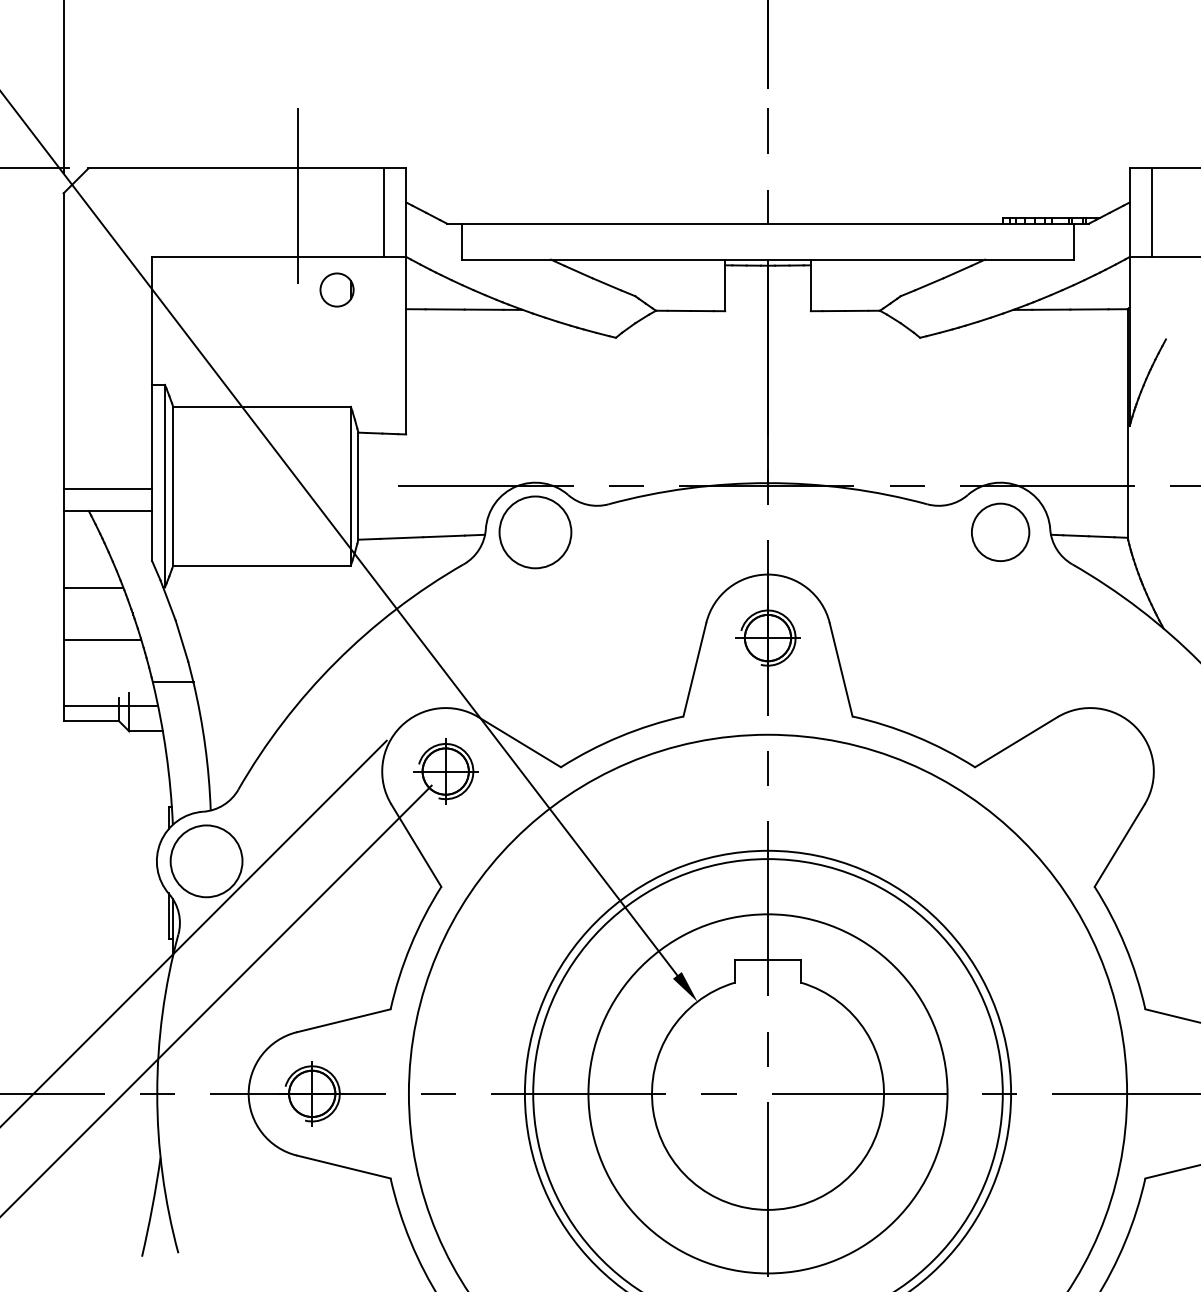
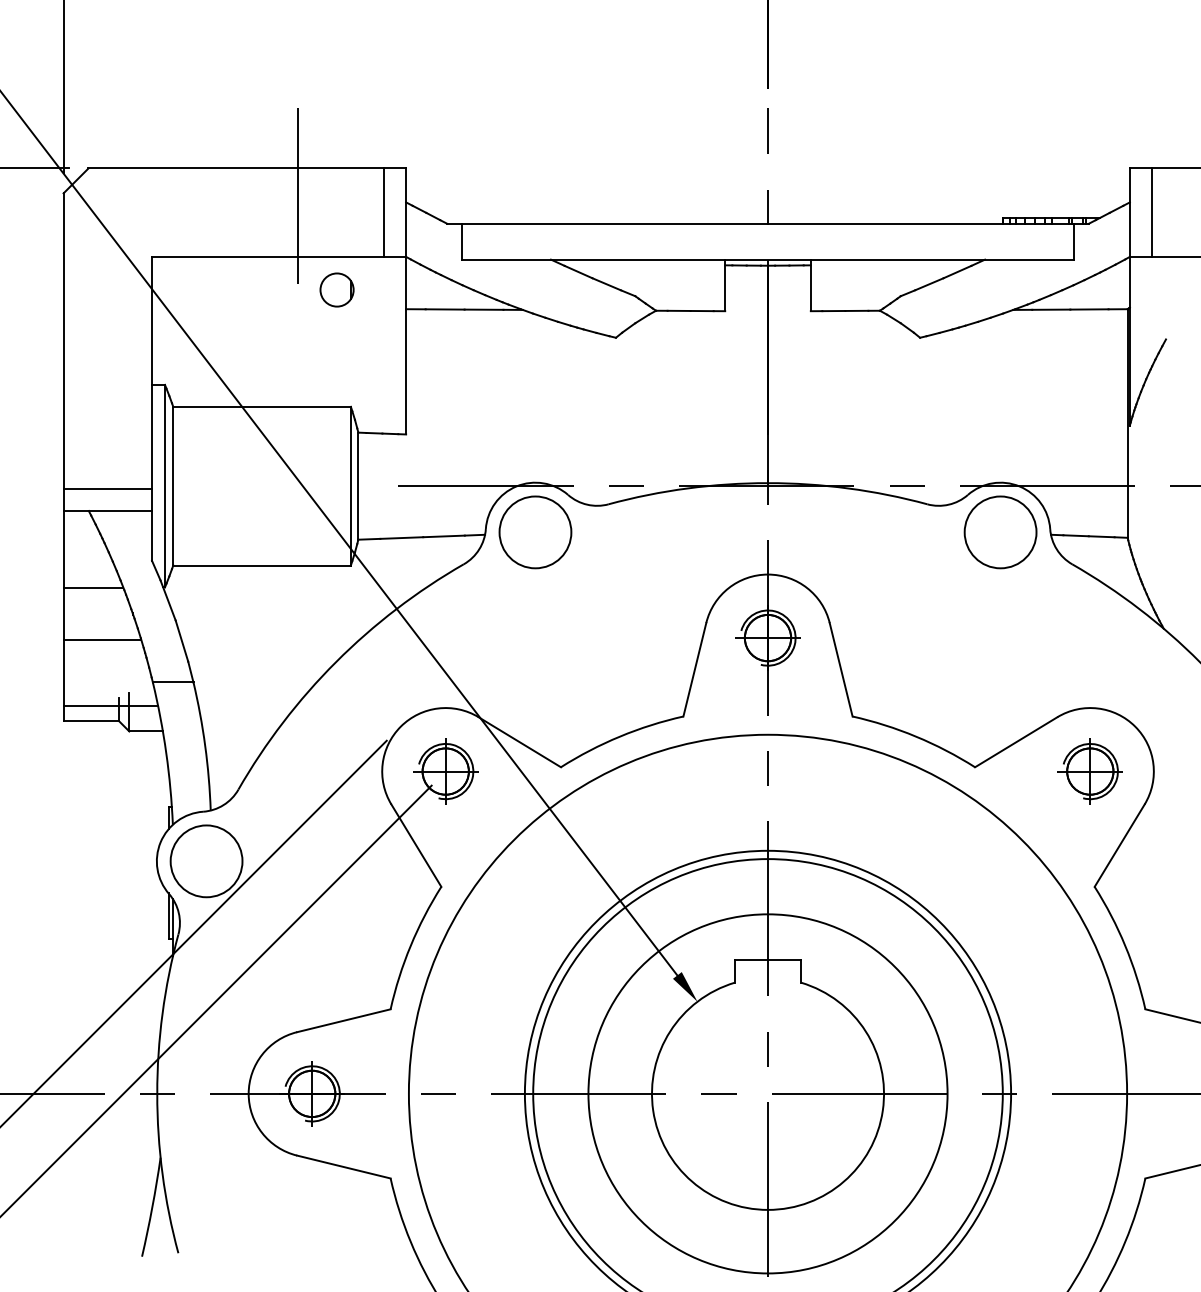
circle diameter: 57 px -> 72 px (1000, 532)
part: none -> present (1089, 771)
